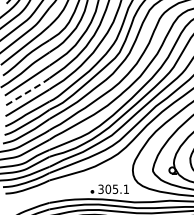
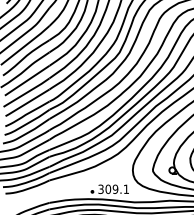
line: dashed -> solid (27, 92)
text: 305.1 -> 309.1 (115, 188)
